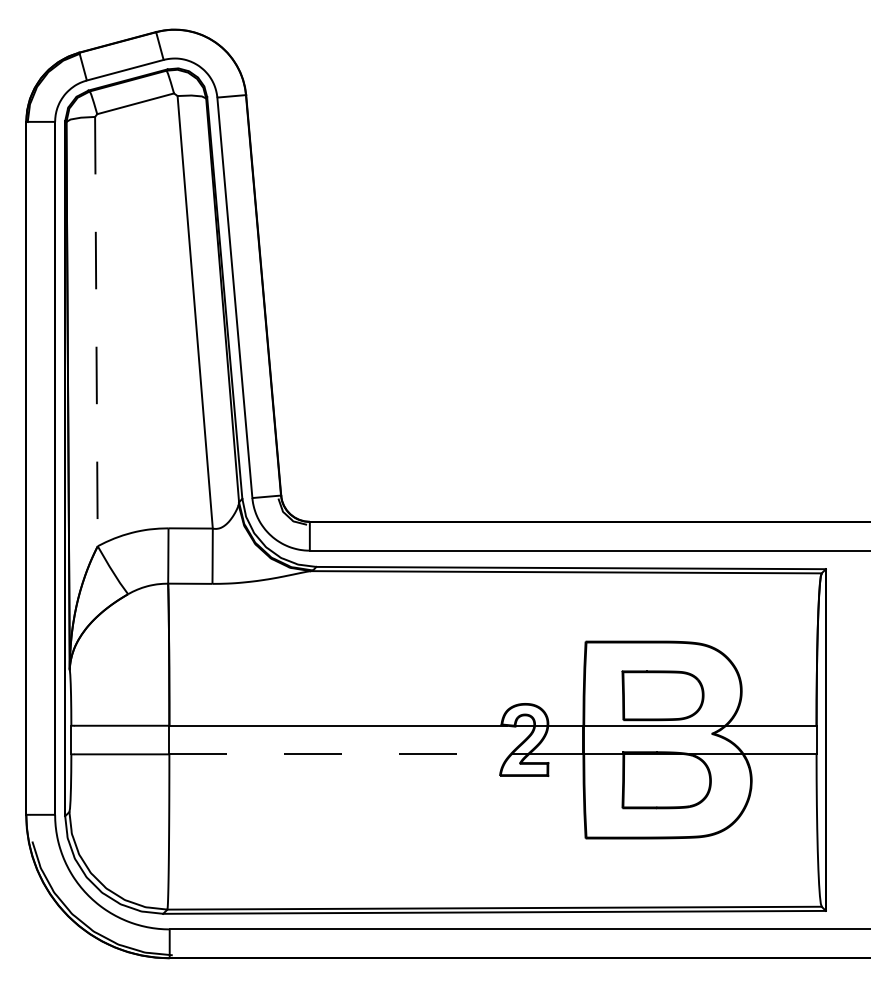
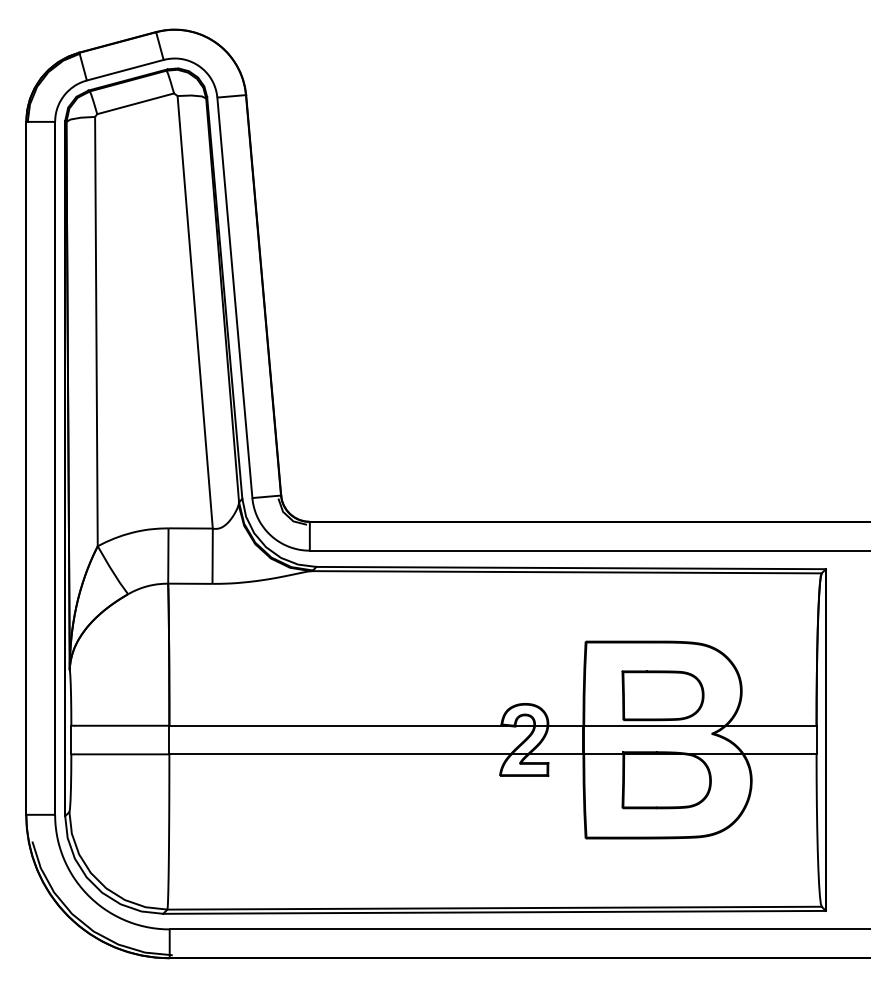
line: dashed -> solid (96, 331)
line: dashed -> solid (340, 754)
